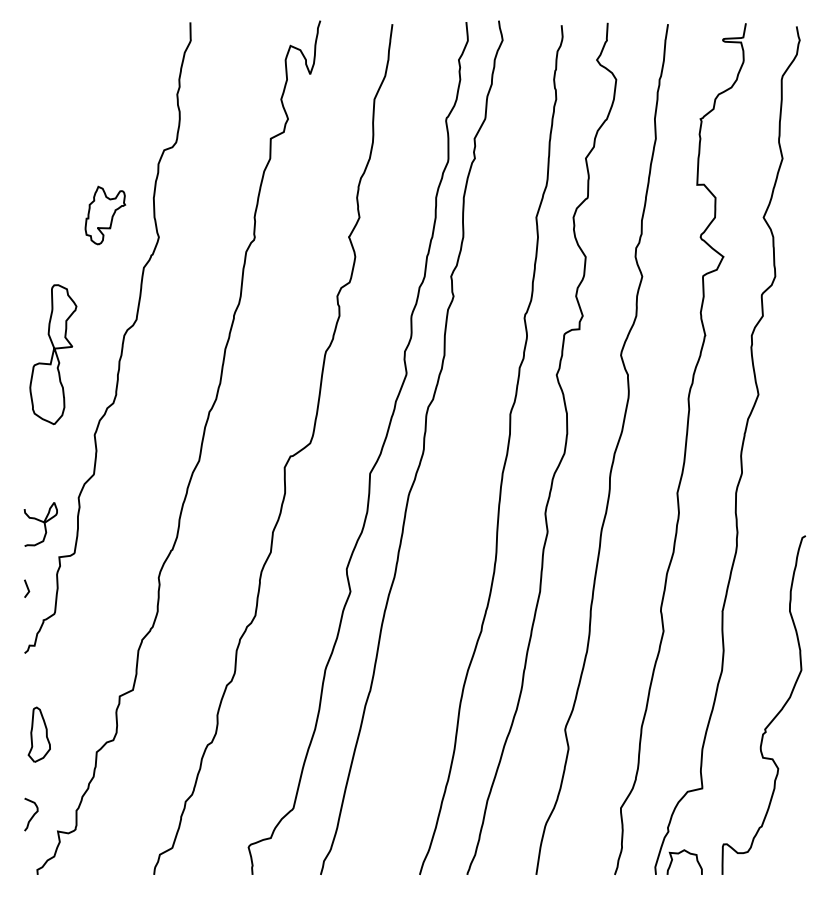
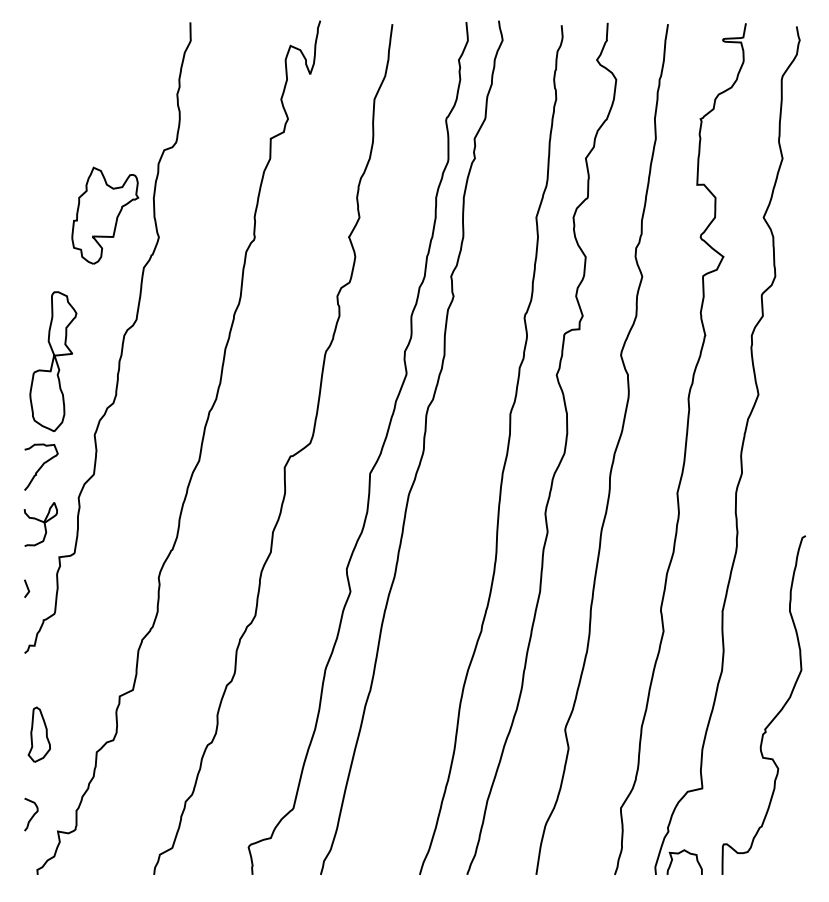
part size: 43x61 px -> 69x99 px (105, 215)
part position: (53, 354) -> (53, 361) (53, 361)
curve: none -> present (41, 466)
